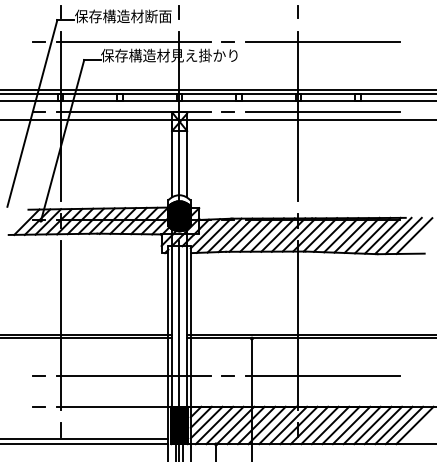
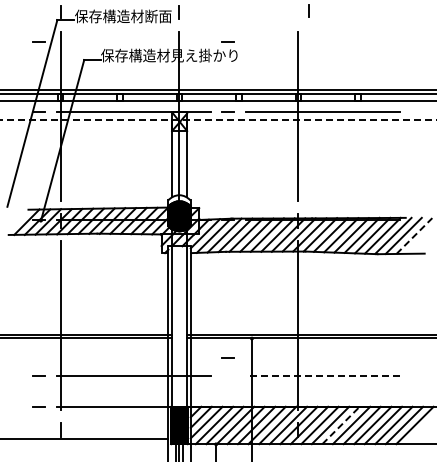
line position: (297, 11) -> (308, 10) (308, 10)
line: present -> none (133, 41)
line: present -> none (322, 41)
line: solid -> dashed (218, 120)
line: solid -> dashed (414, 235)
line: present -> none (179, 325)
line position: (227, 375) -> (227, 357) (227, 357)
line: solid -> dashed (323, 375)
line: solid -> dashed (341, 425)
line: present -> none (85, 444)
